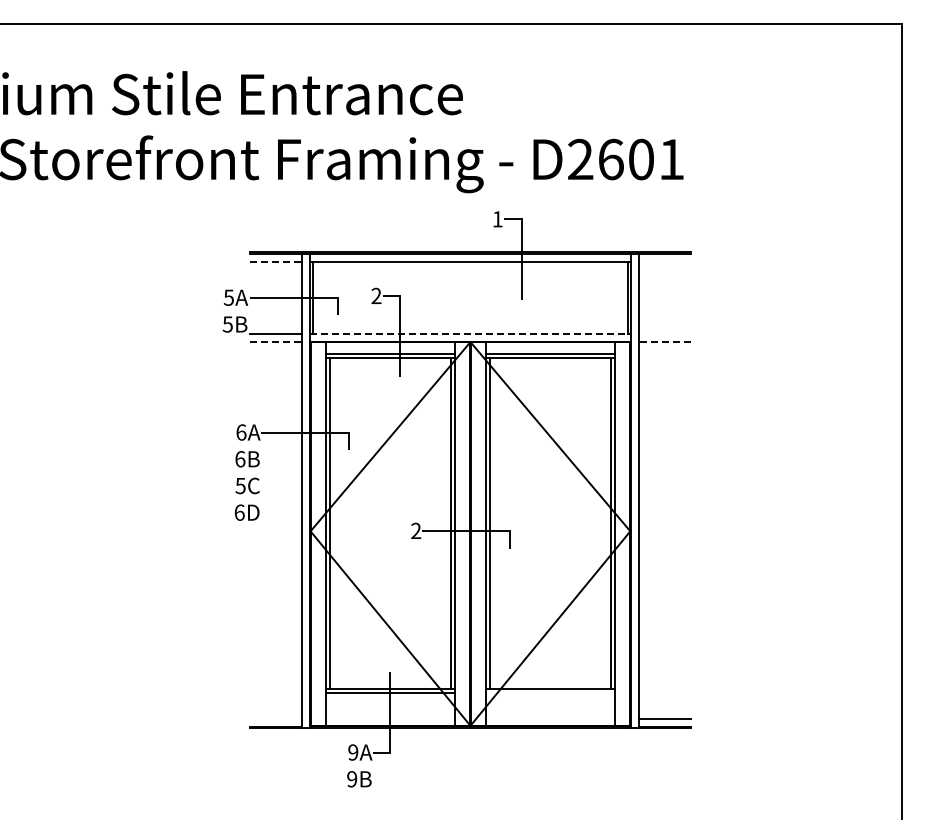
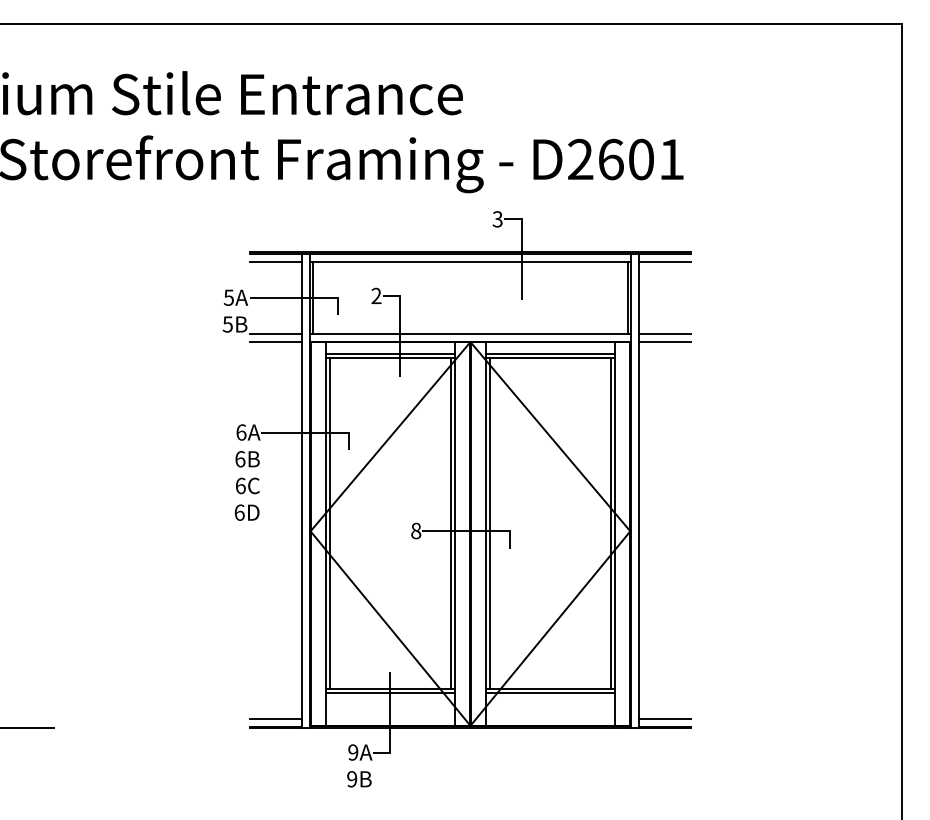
text: 1 -> 3 (497, 219)
line: dashed -> solid (276, 261)
line: none -> present (664, 261)
line: dashed -> solid (470, 333)
line: none -> present (664, 333)
line: dashed -> solid (276, 341)
line: dashed -> solid (664, 341)
text: 5C -> 6C (240, 485)
text: 2 -> 8 (416, 530)
line: none -> present (550, 693)
line: none -> present (275, 718)
line: none -> present (27, 728)
